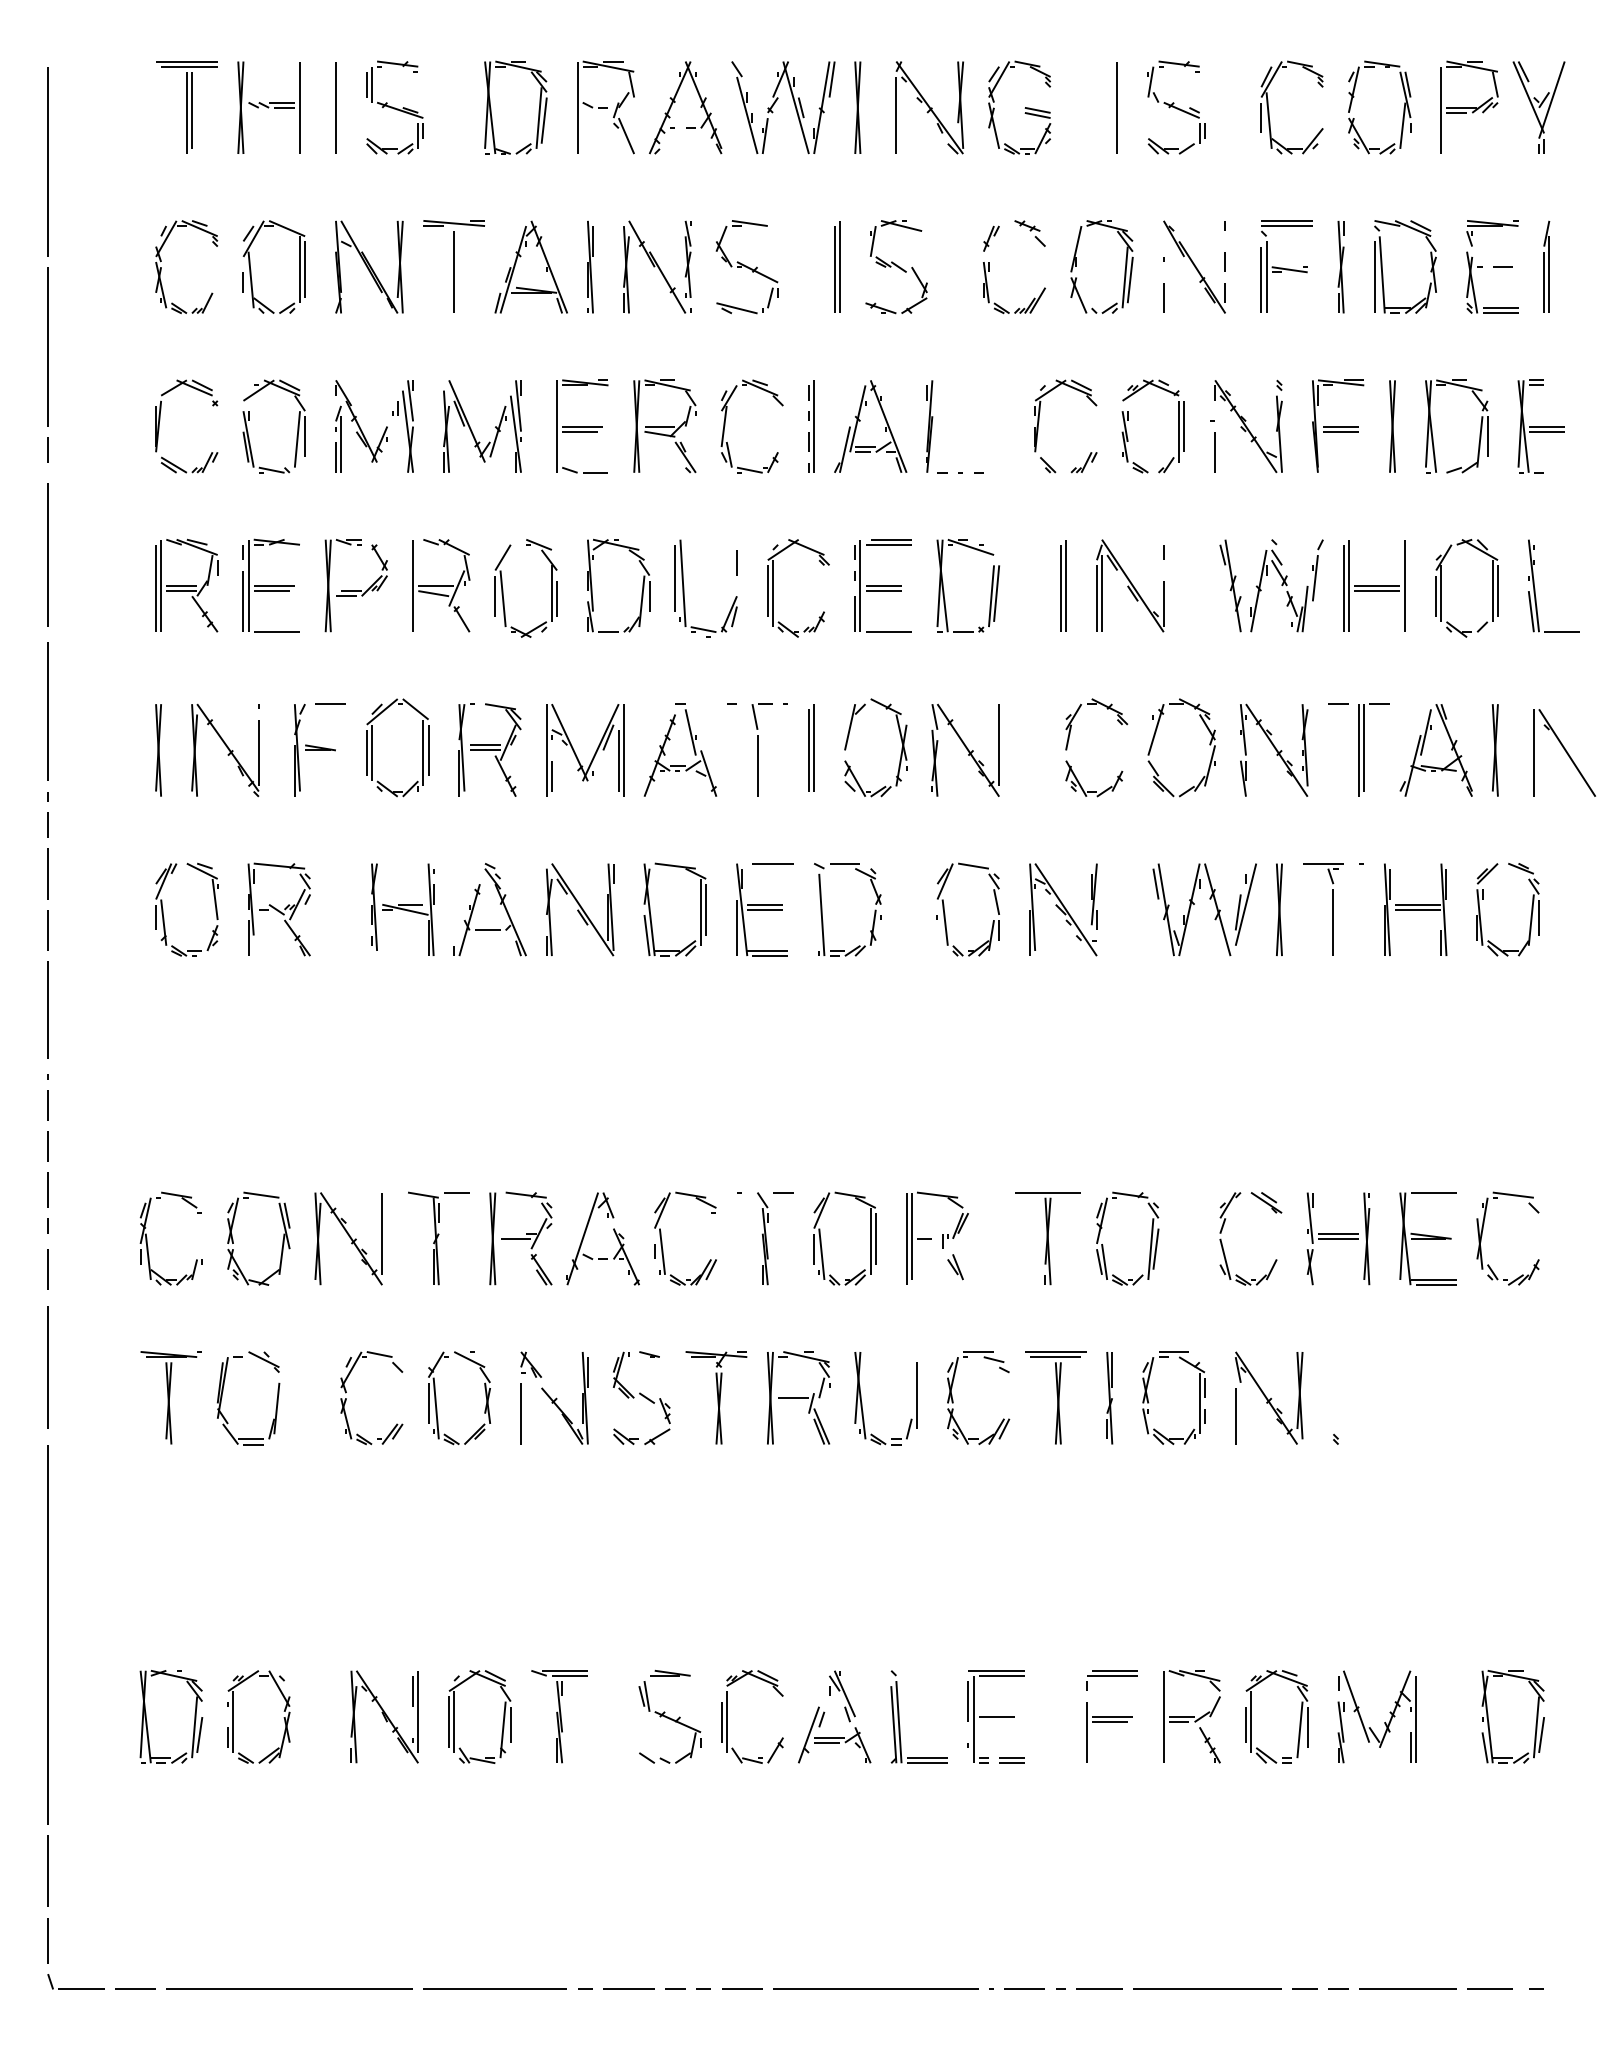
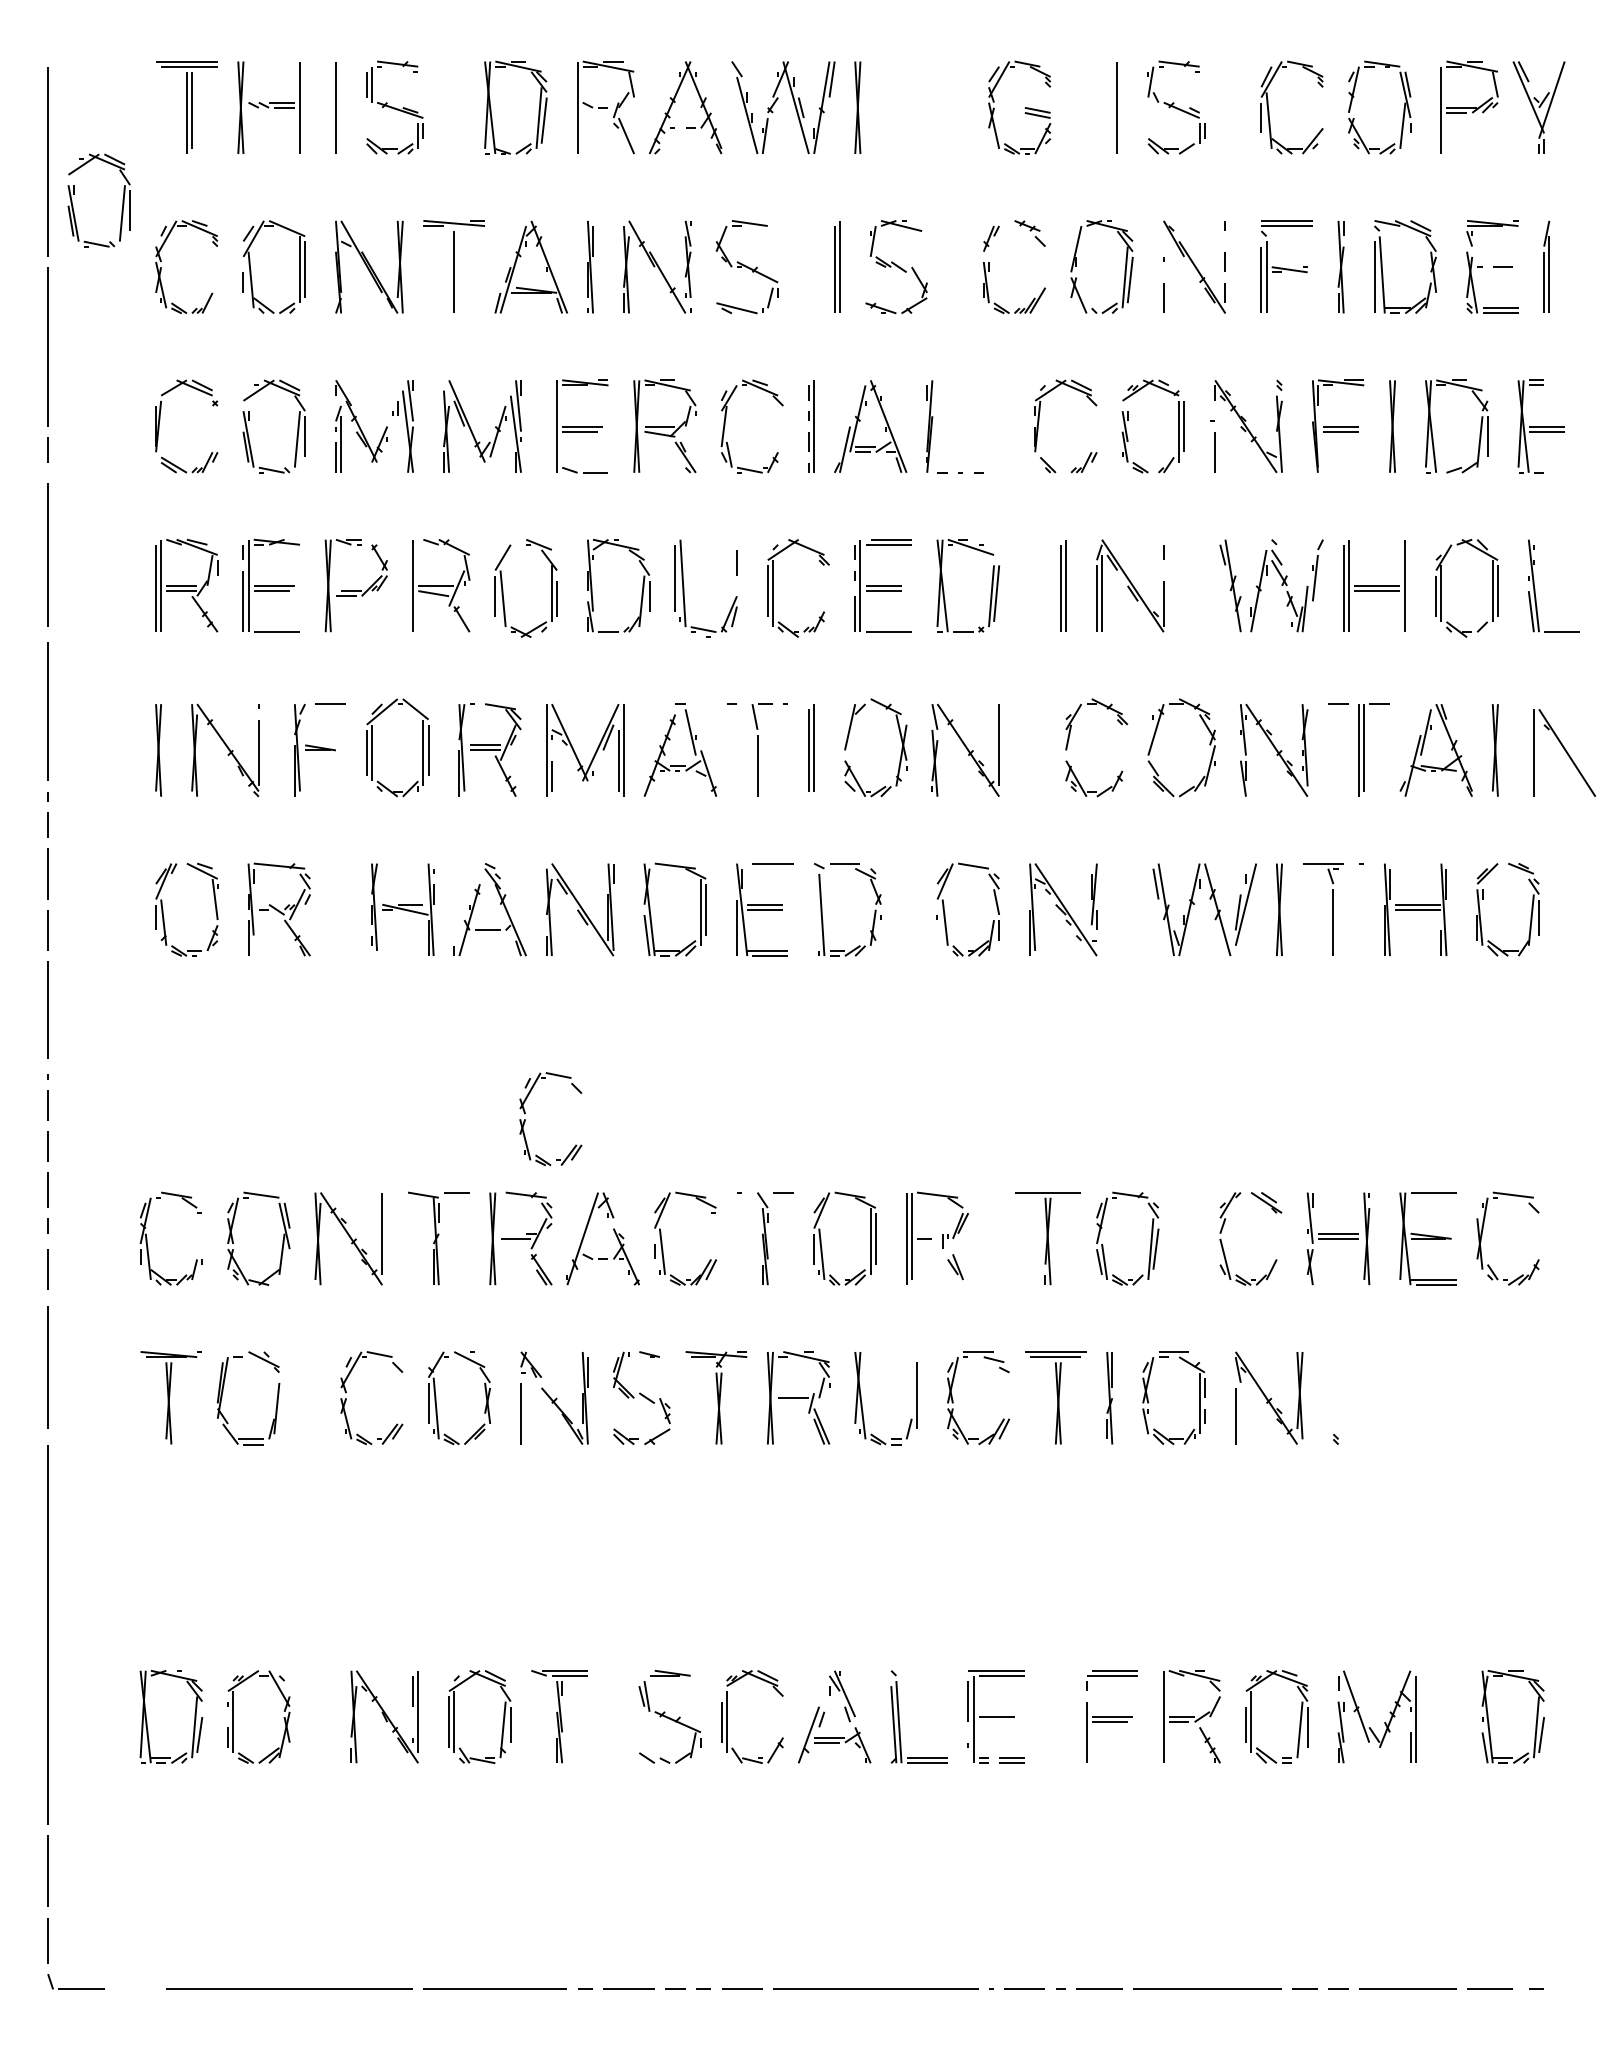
part: present -> none (929, 107)
part: none -> present (122, 200)
part: none -> present (525, 1119)
line: present -> none (135, 1988)
